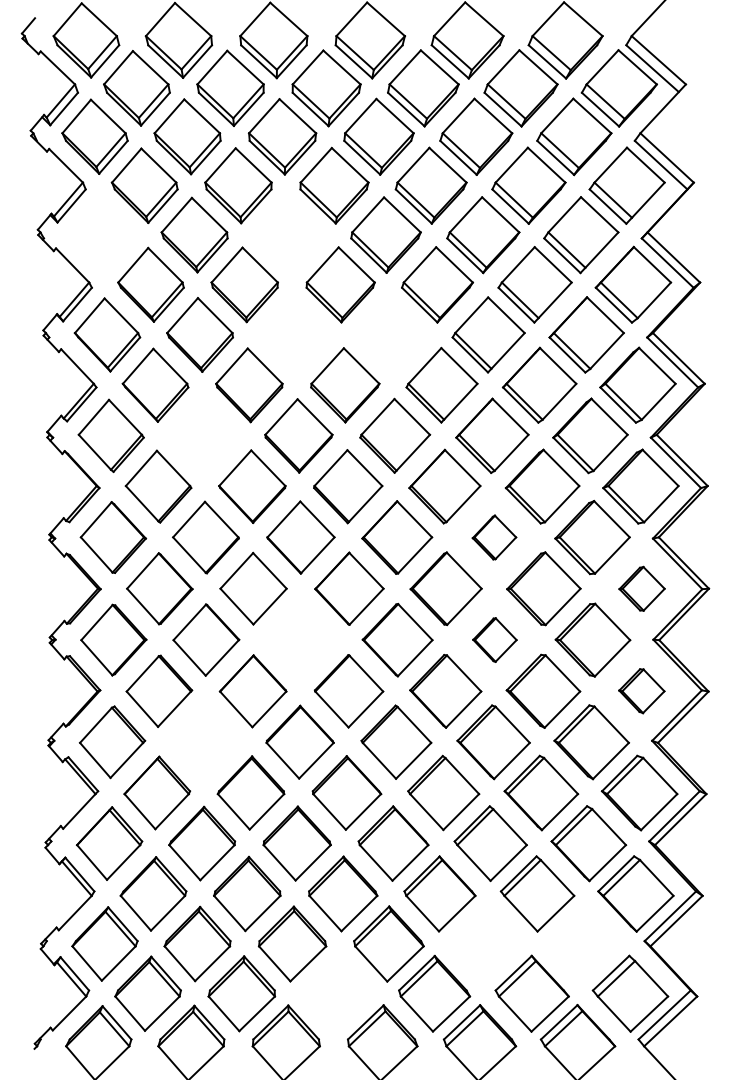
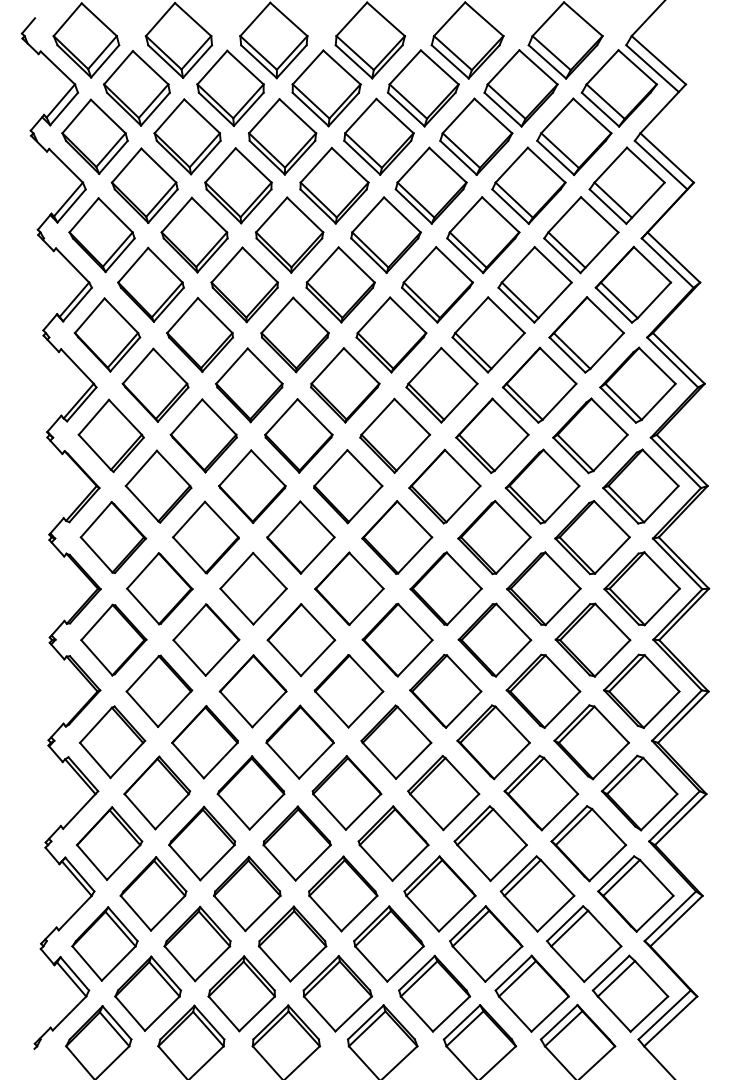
part: none -> present (289, 234)
part: none -> present (101, 235)
part: none -> present (294, 334)
part: none -> present (391, 334)
part: none -> present (203, 435)
part size: 47x47 px -> 75x75 px (494, 537)
part size: 48x47 px -> 78x76 px (641, 588)
part size: 46x46 px -> 76x76 px (494, 639)
part: none -> present (301, 640)
part size: 48x47 px -> 78x76 px (641, 690)
part: none -> present (204, 742)
part: none -> present (486, 943)
part: none -> present (584, 943)
part: none -> present (337, 993)
